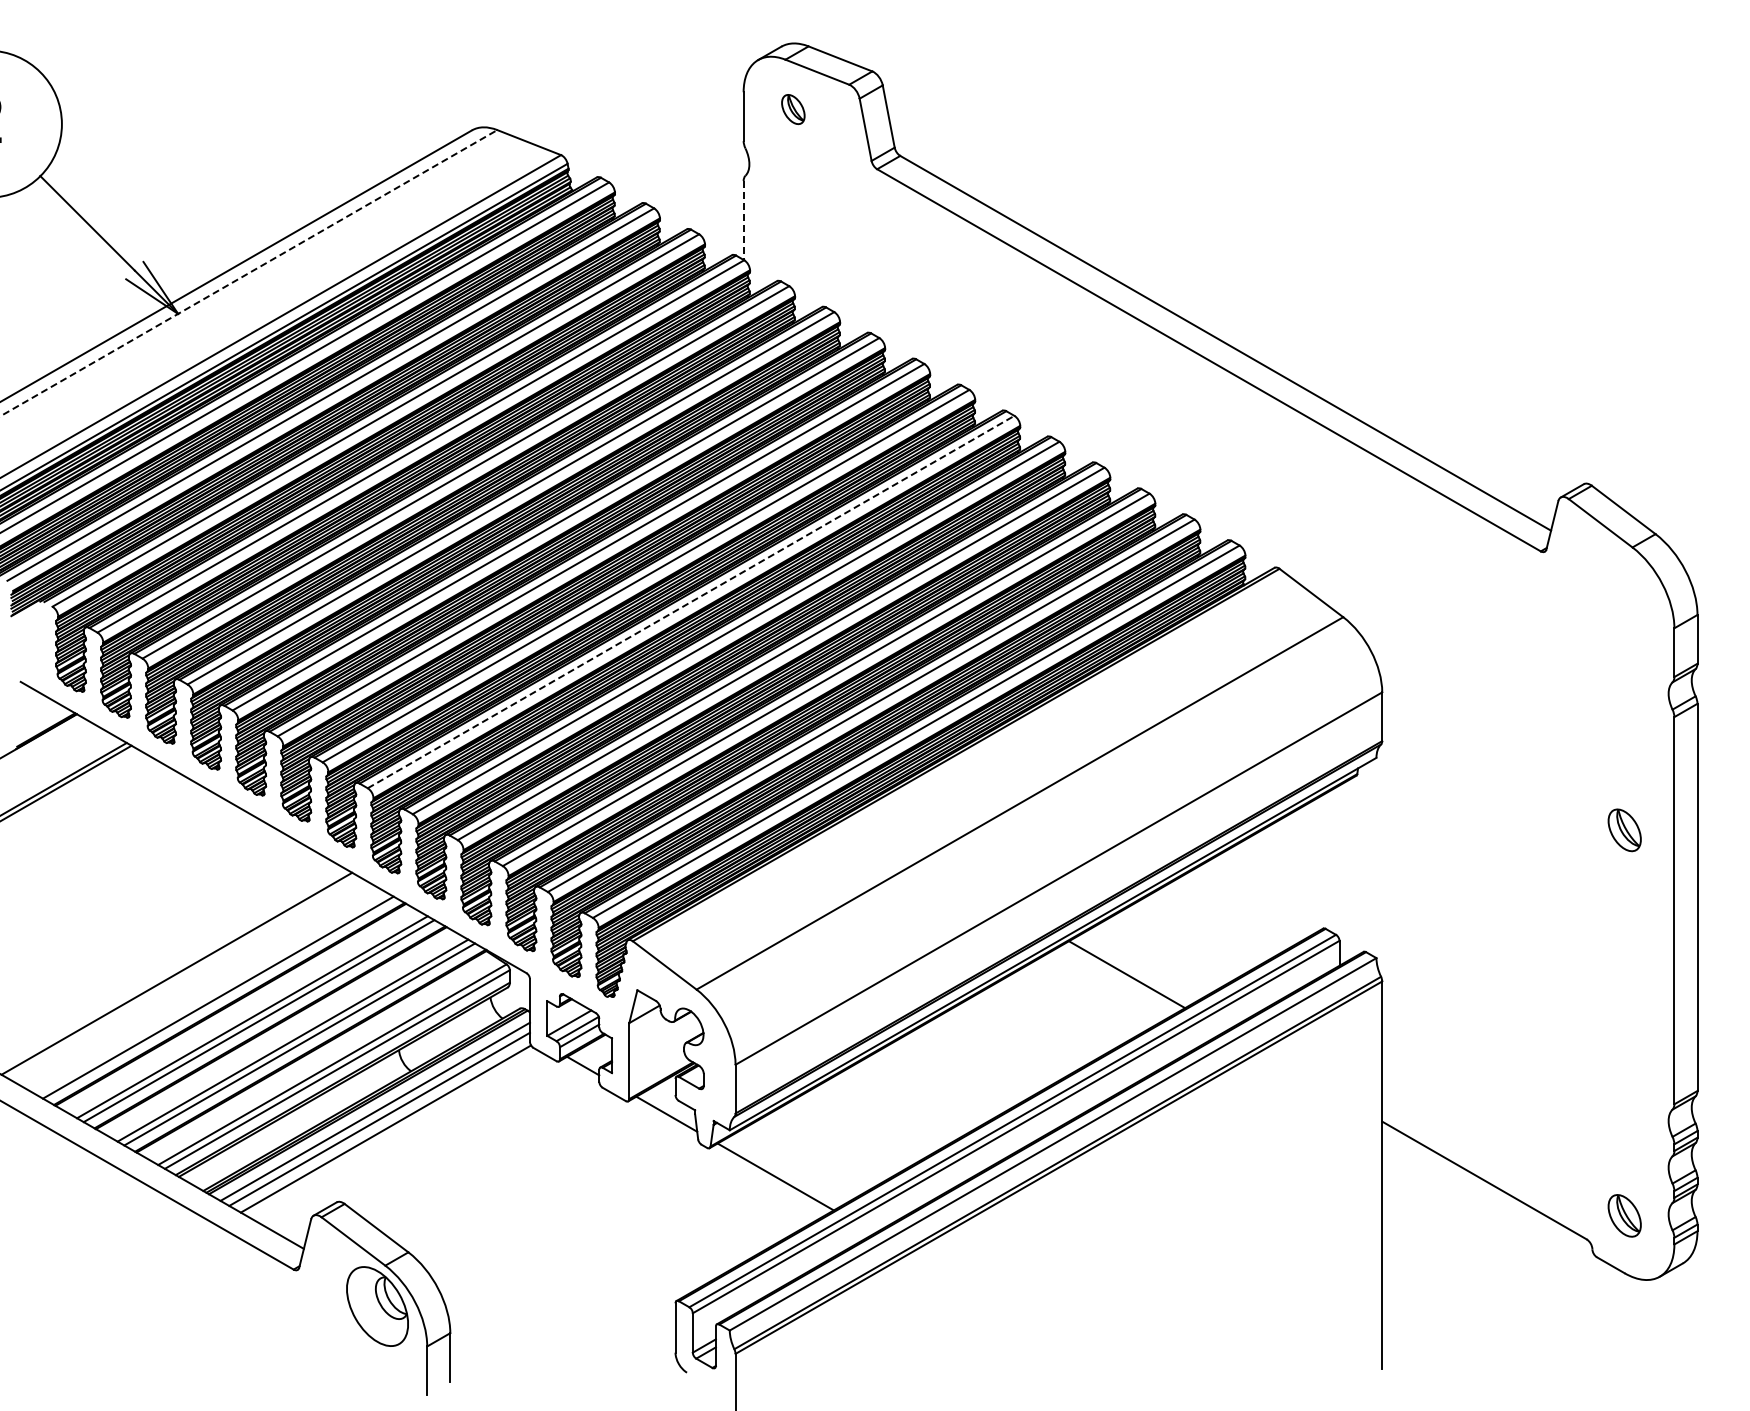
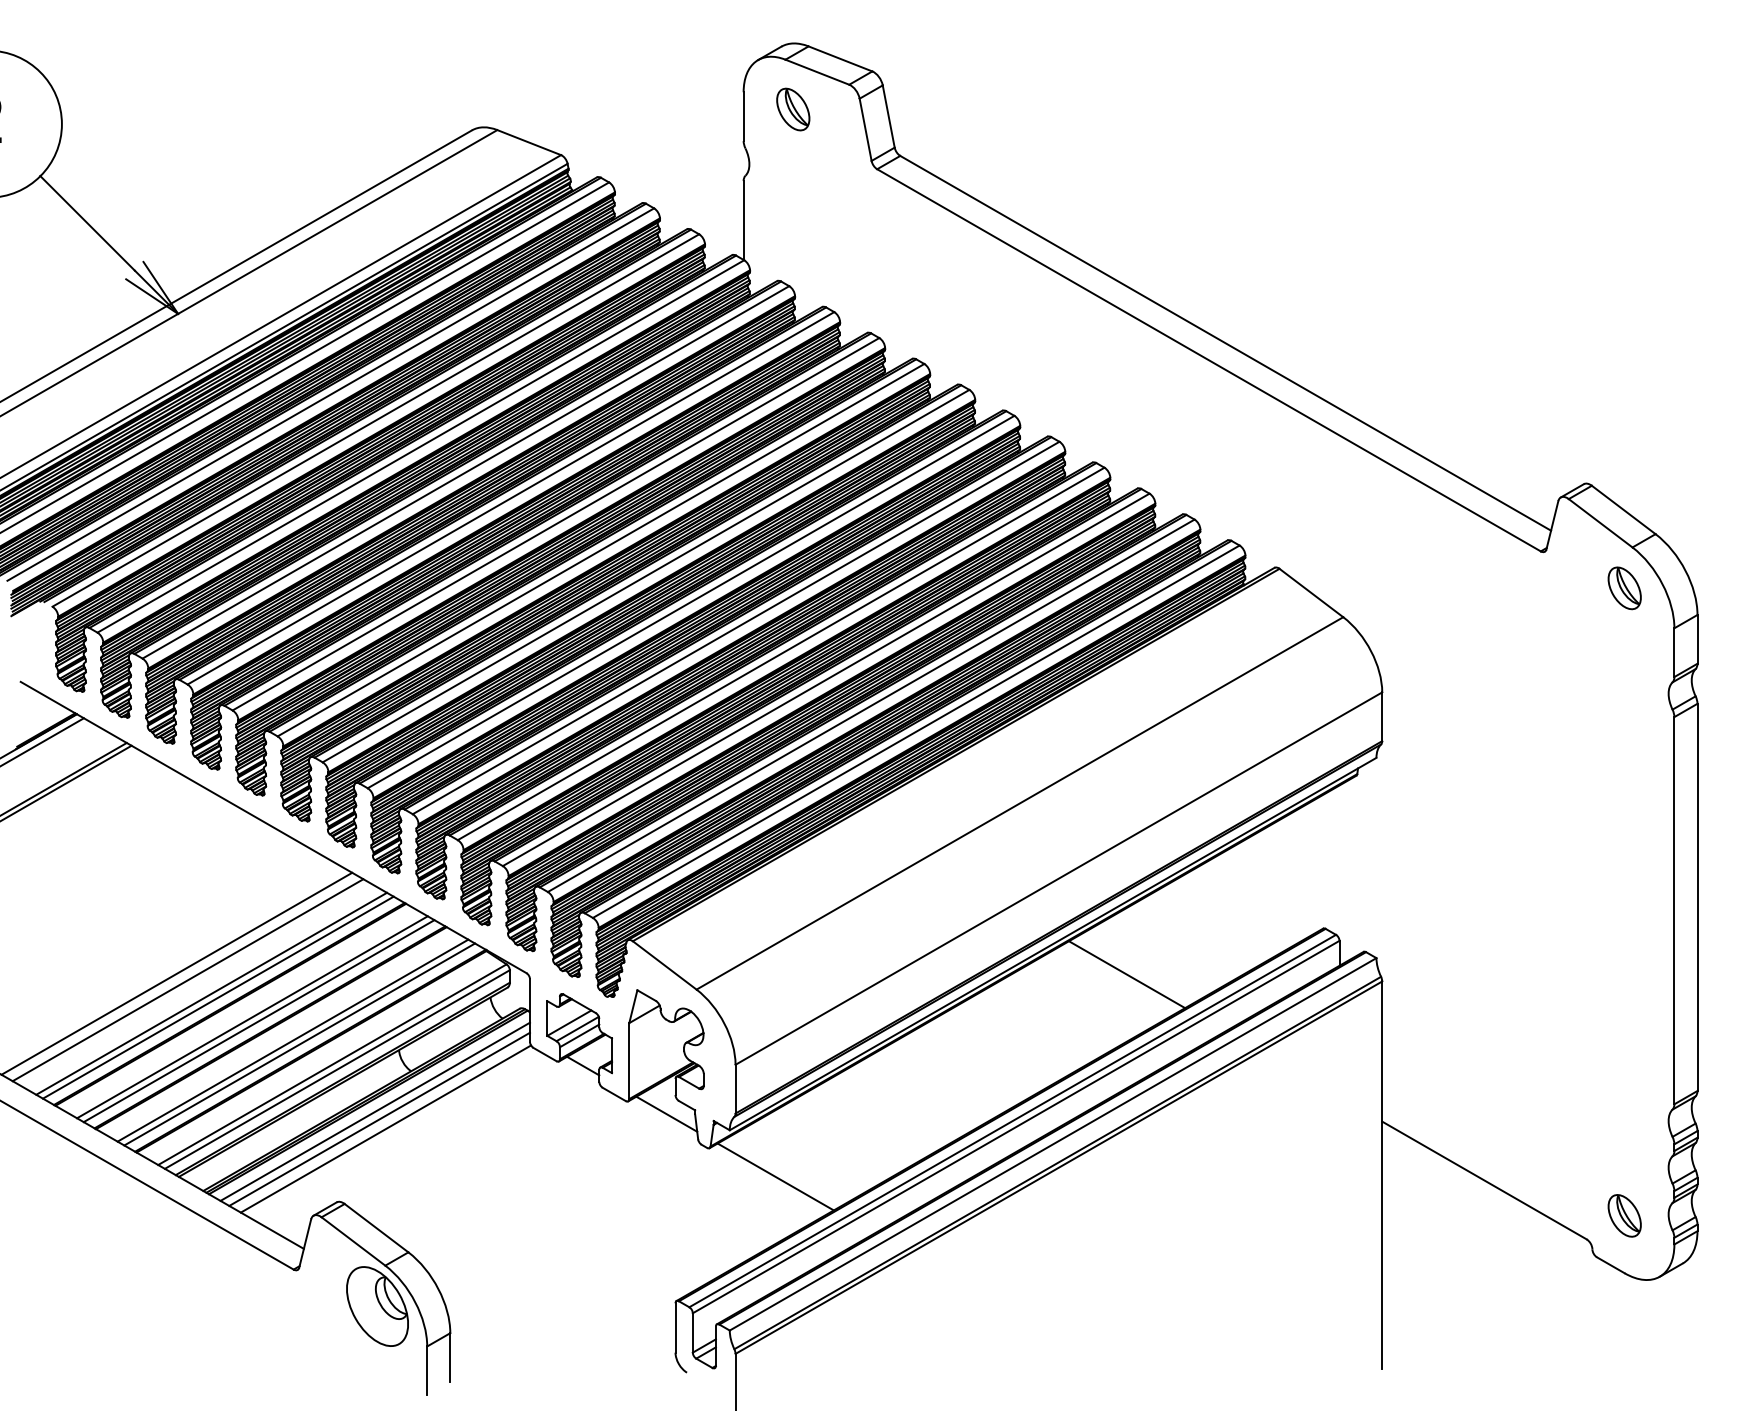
part size: 25x31 px -> 35x45 px (793, 109)
line: dashed -> solid (743, 221)
line: dashed -> solid (248, 273)
line: dashed -> solid (691, 601)
line: none -> present (42, 741)
part position: (1624, 830) -> (1624, 588) (1624, 588)
line: none -> present (187, 980)
line: none -> present (211, 993)
